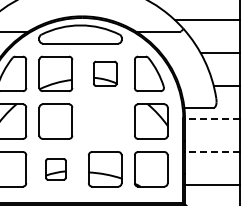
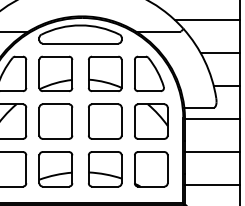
part size: 25x27 px -> 35x37 px (105, 73)
line: dashed -> solid (212, 119)
part: none -> present (105, 121)
line: dashed -> solid (212, 152)
part size: 22x23 px -> 36x37 px (55, 169)
